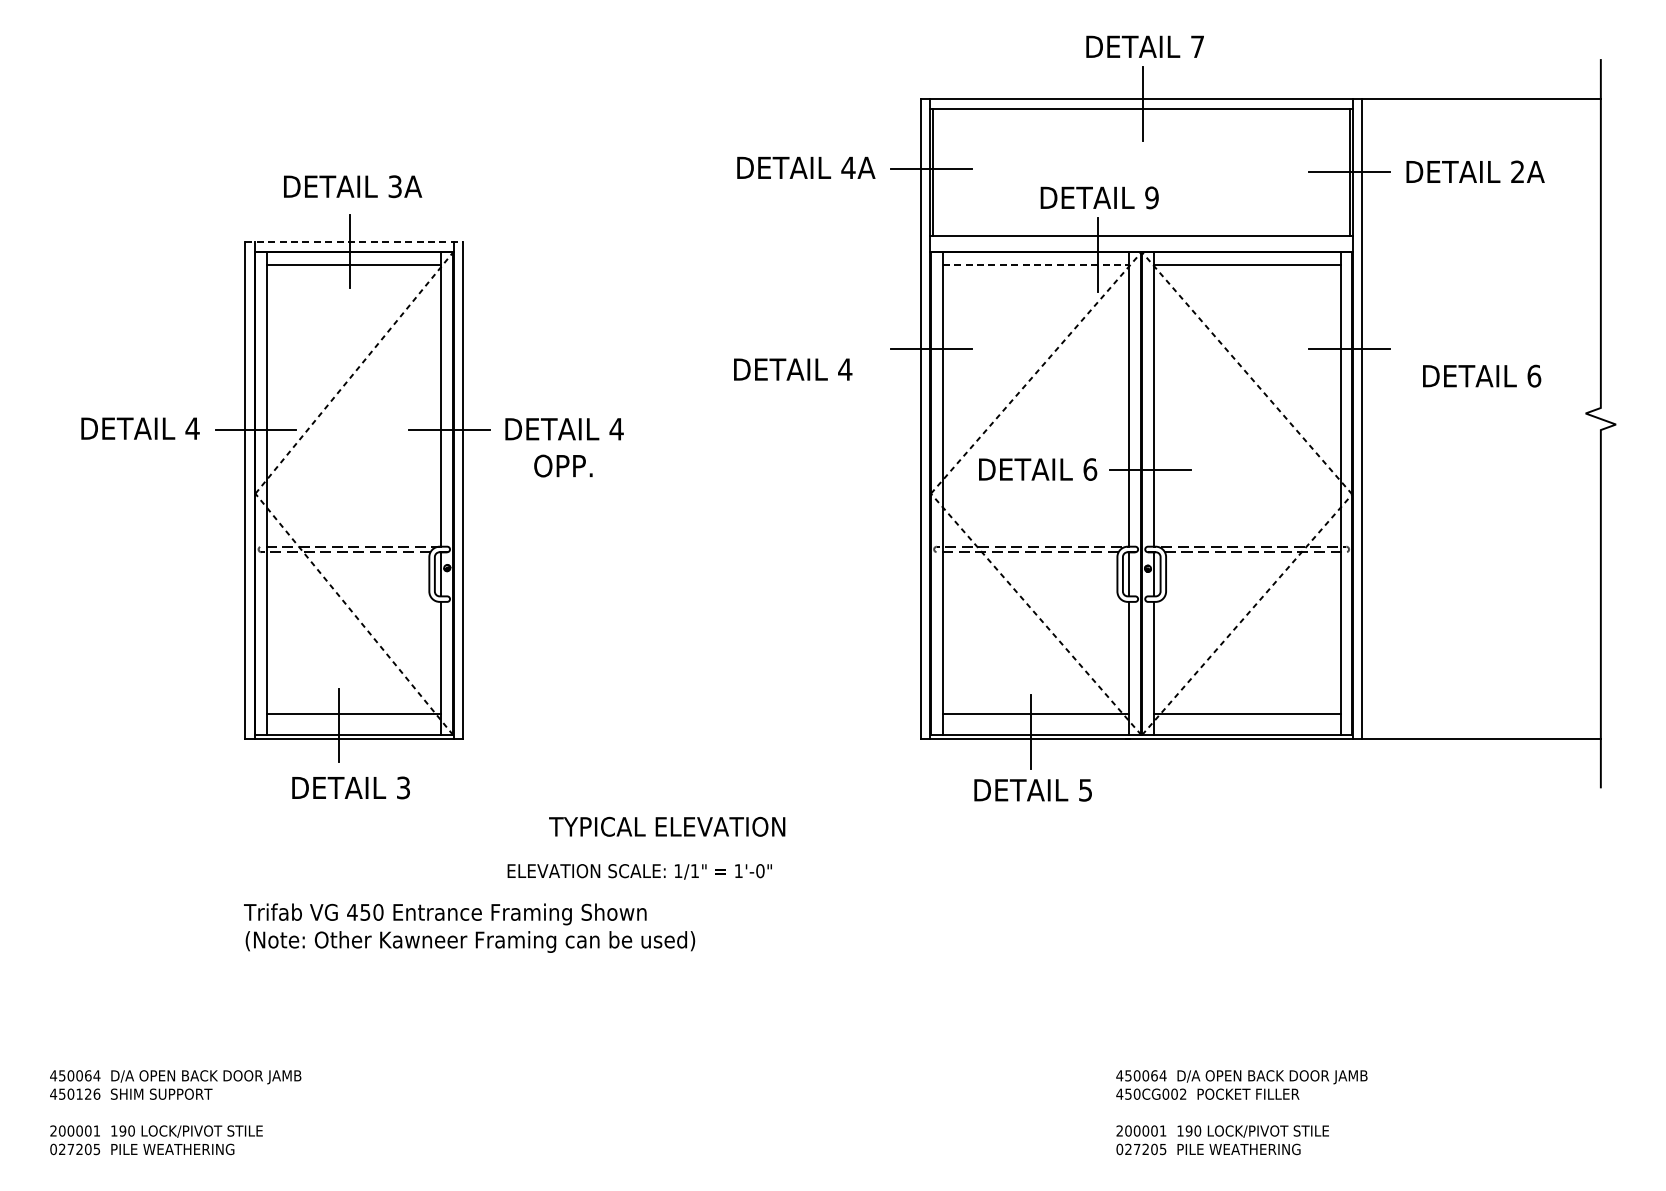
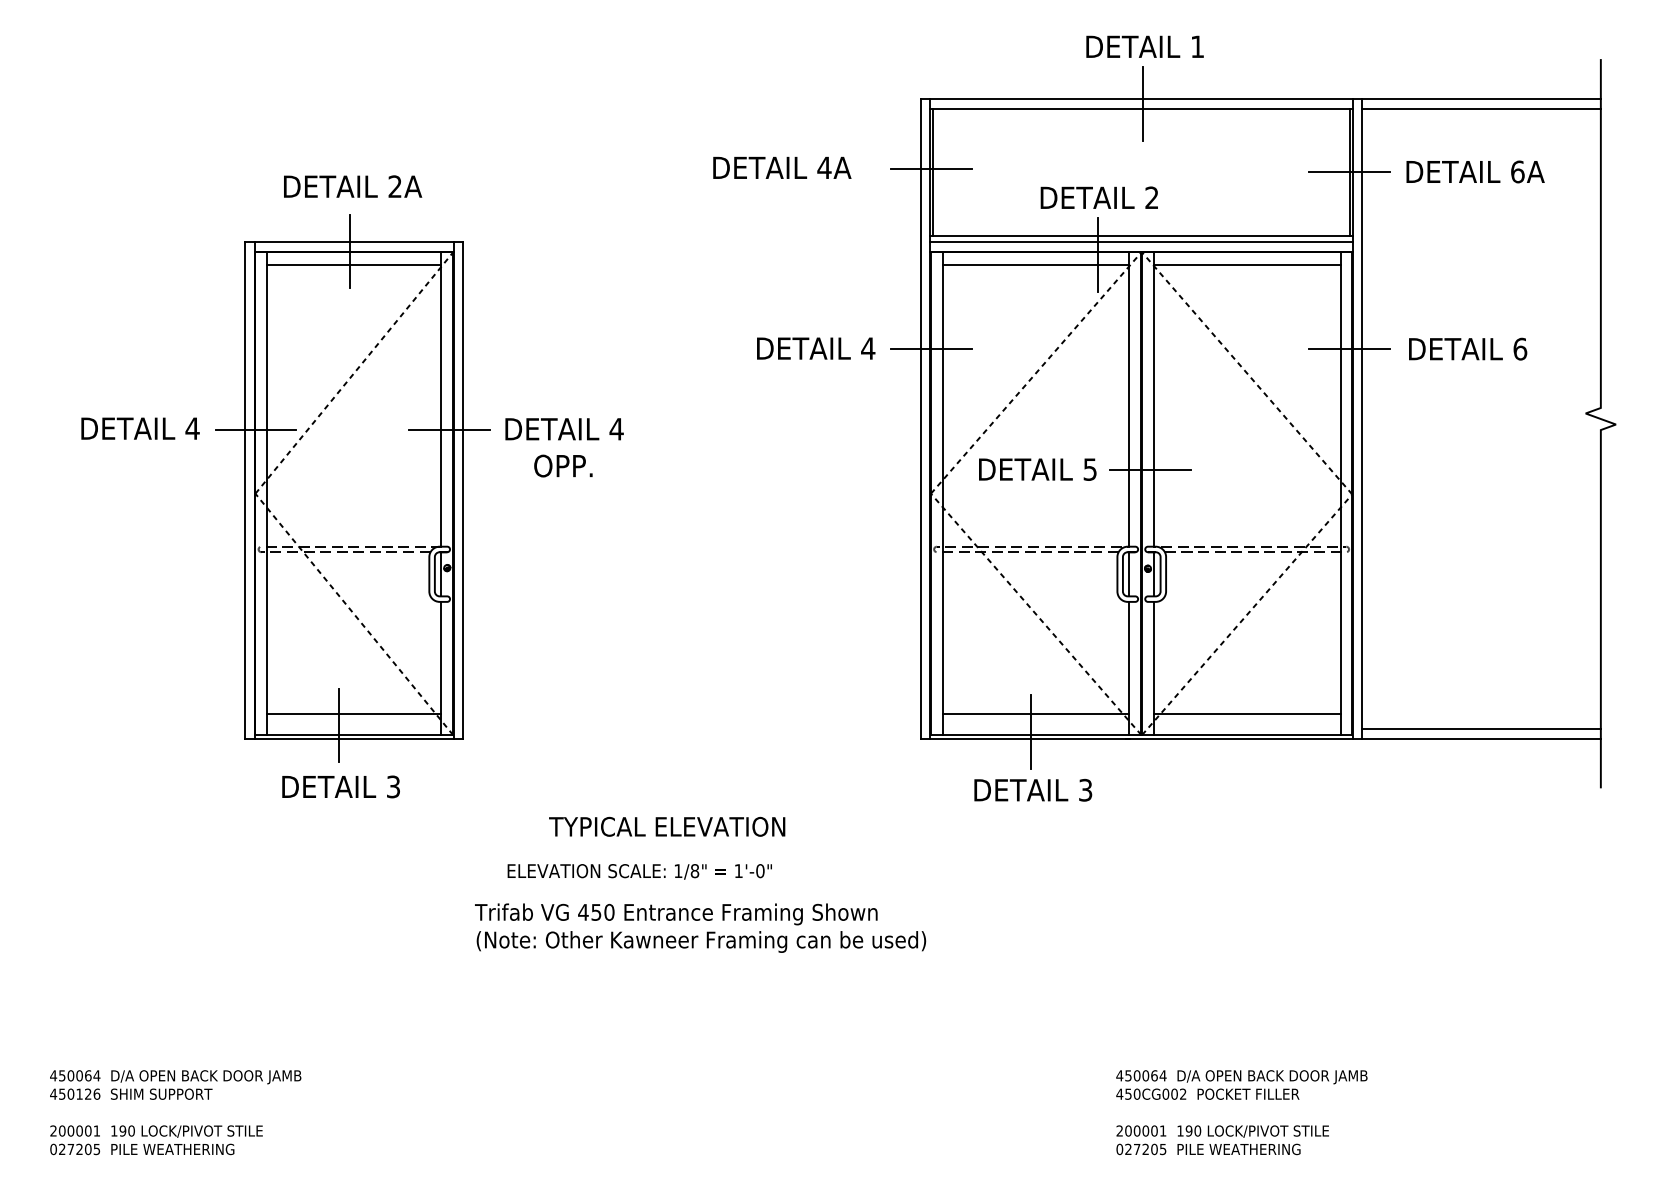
text: 7 -> 1 (1197, 46)
line: none -> present (1481, 108)
text position: (806, 167) -> (782, 167) (782, 167)
text: 2A -> 6A (1517, 171)
text: 3A -> 2A (394, 186)
text: 9 -> 2 (1151, 197)
line: dashed -> solid (354, 242)
line: none -> present (1141, 242)
line: dashed -> solid (1036, 264)
text position: (793, 369) -> (816, 348) (816, 348)
text position: (1482, 375) -> (1468, 348) (1468, 348)
text: 6 -> 5 (1090, 469)
line: none -> present (1481, 729)
text position: (350, 787) -> (340, 786) (340, 786)
text: 5 -> 3 (1085, 789)
text: 1/1" -> 1/8" (694, 871)
text position: (469, 927) -> (700, 927) (700, 927)
